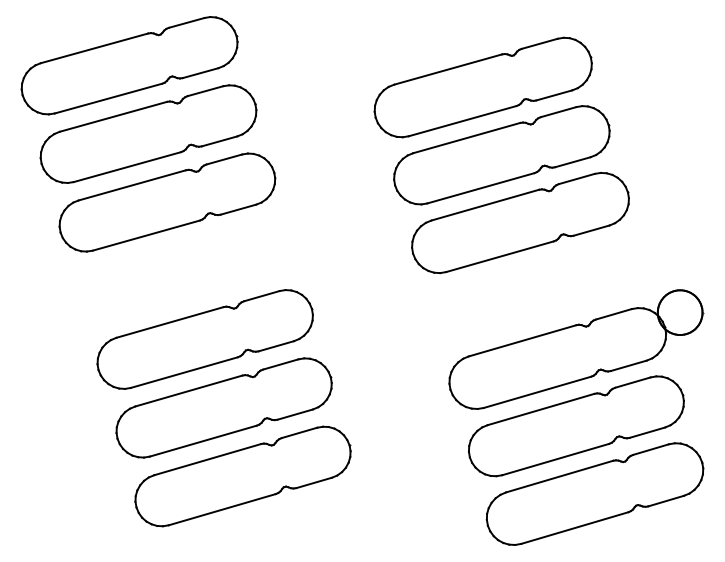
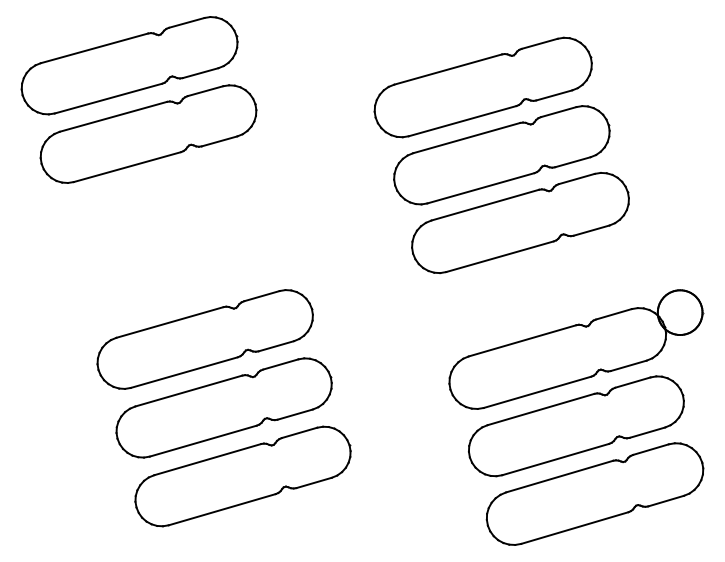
part: present -> none (167, 202)
